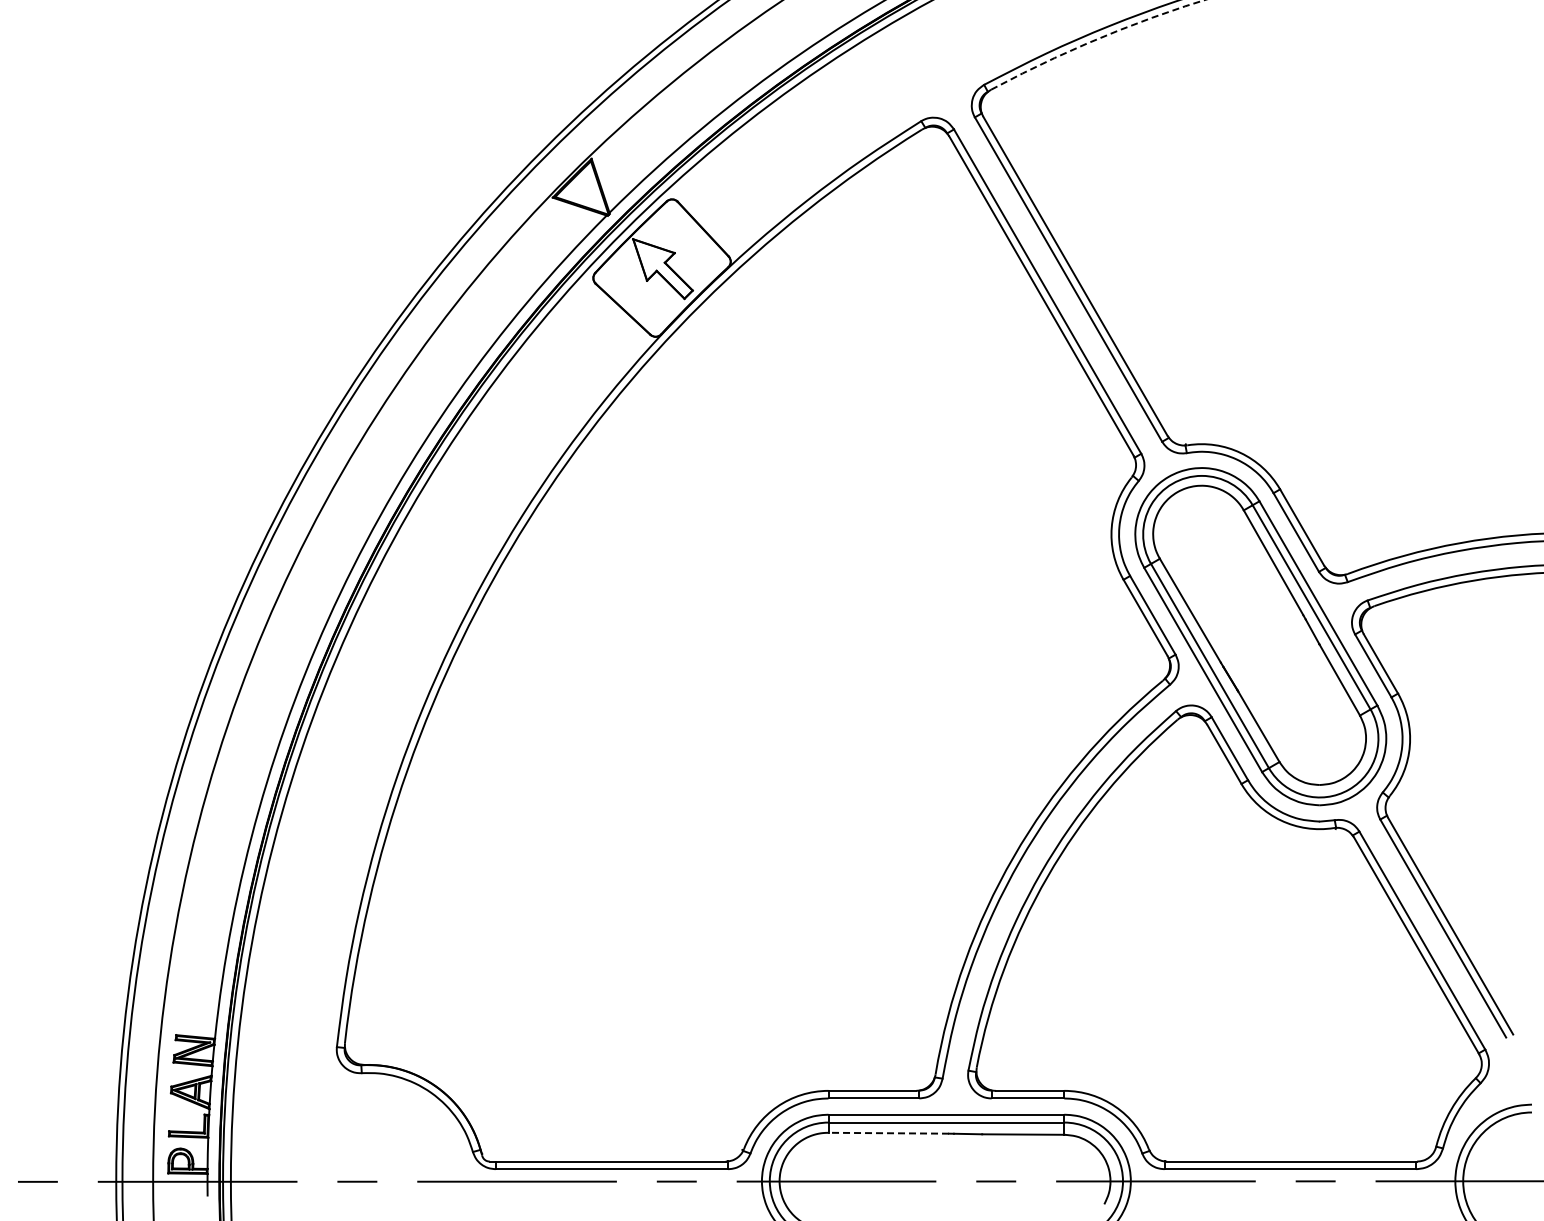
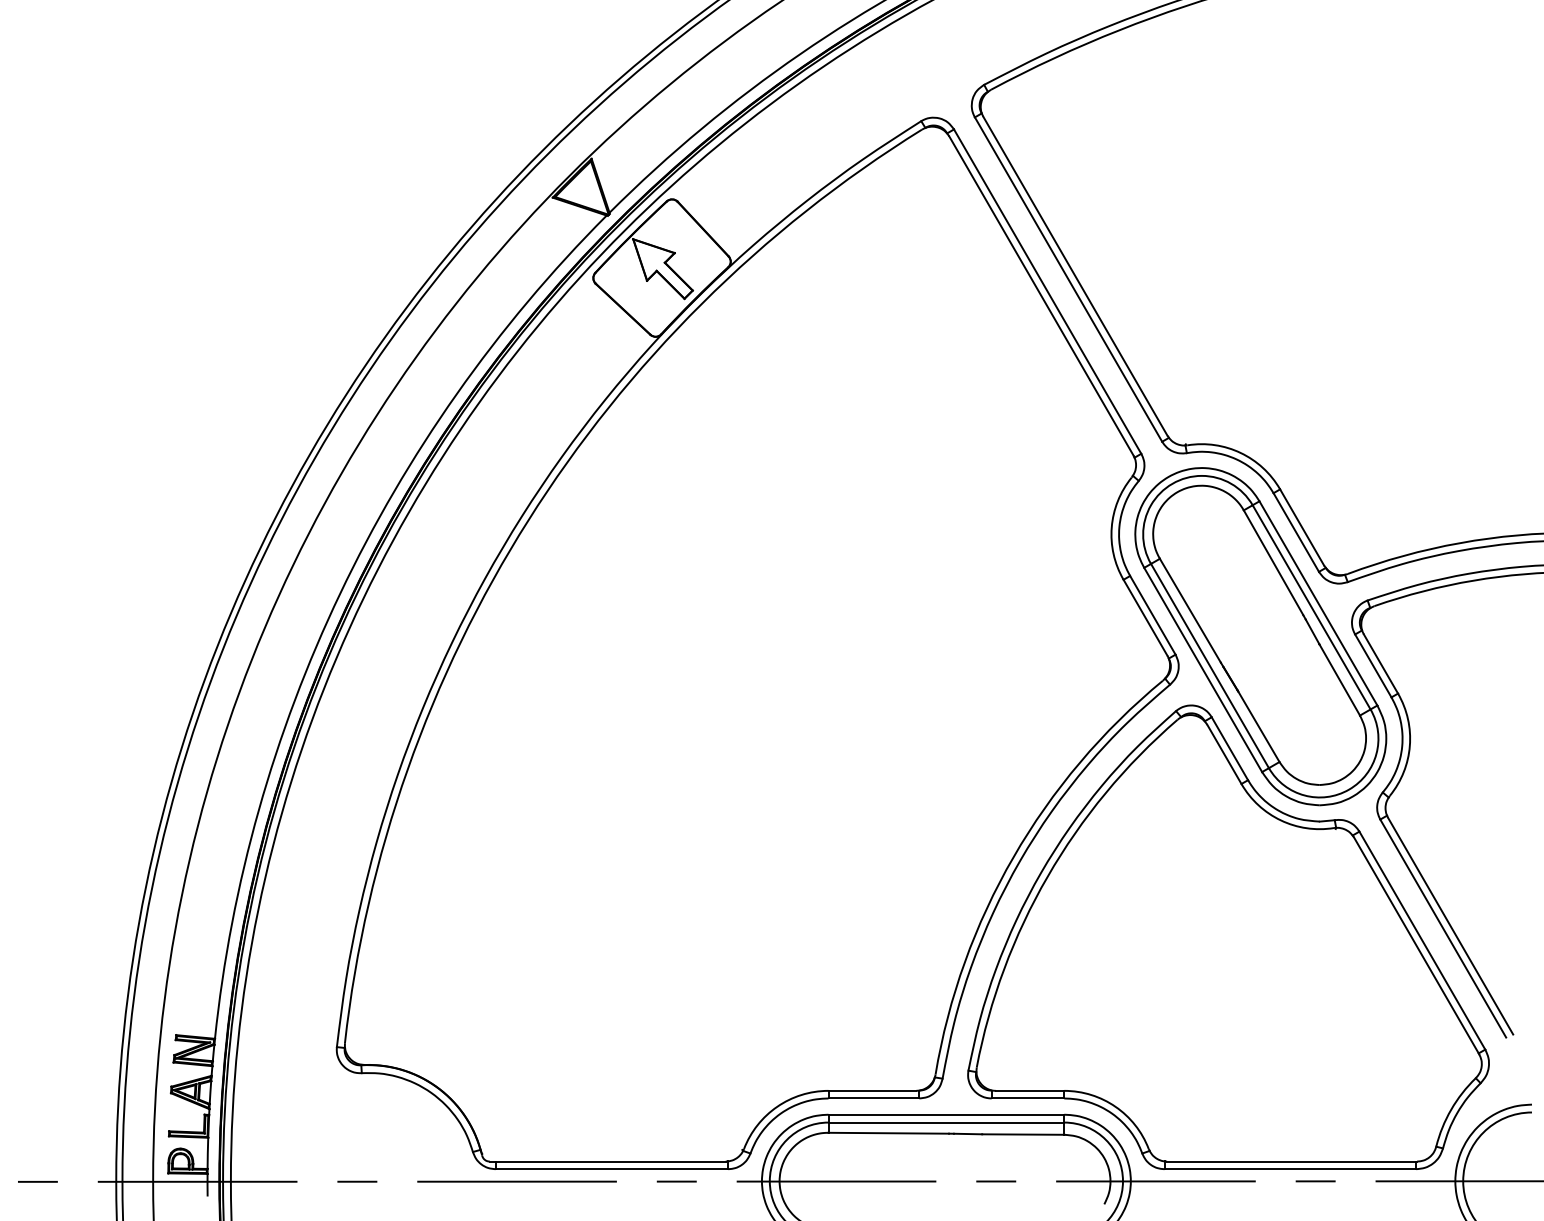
arc: dashed -> solid (1095, 40)
line: dashed -> solid (888, 1133)
